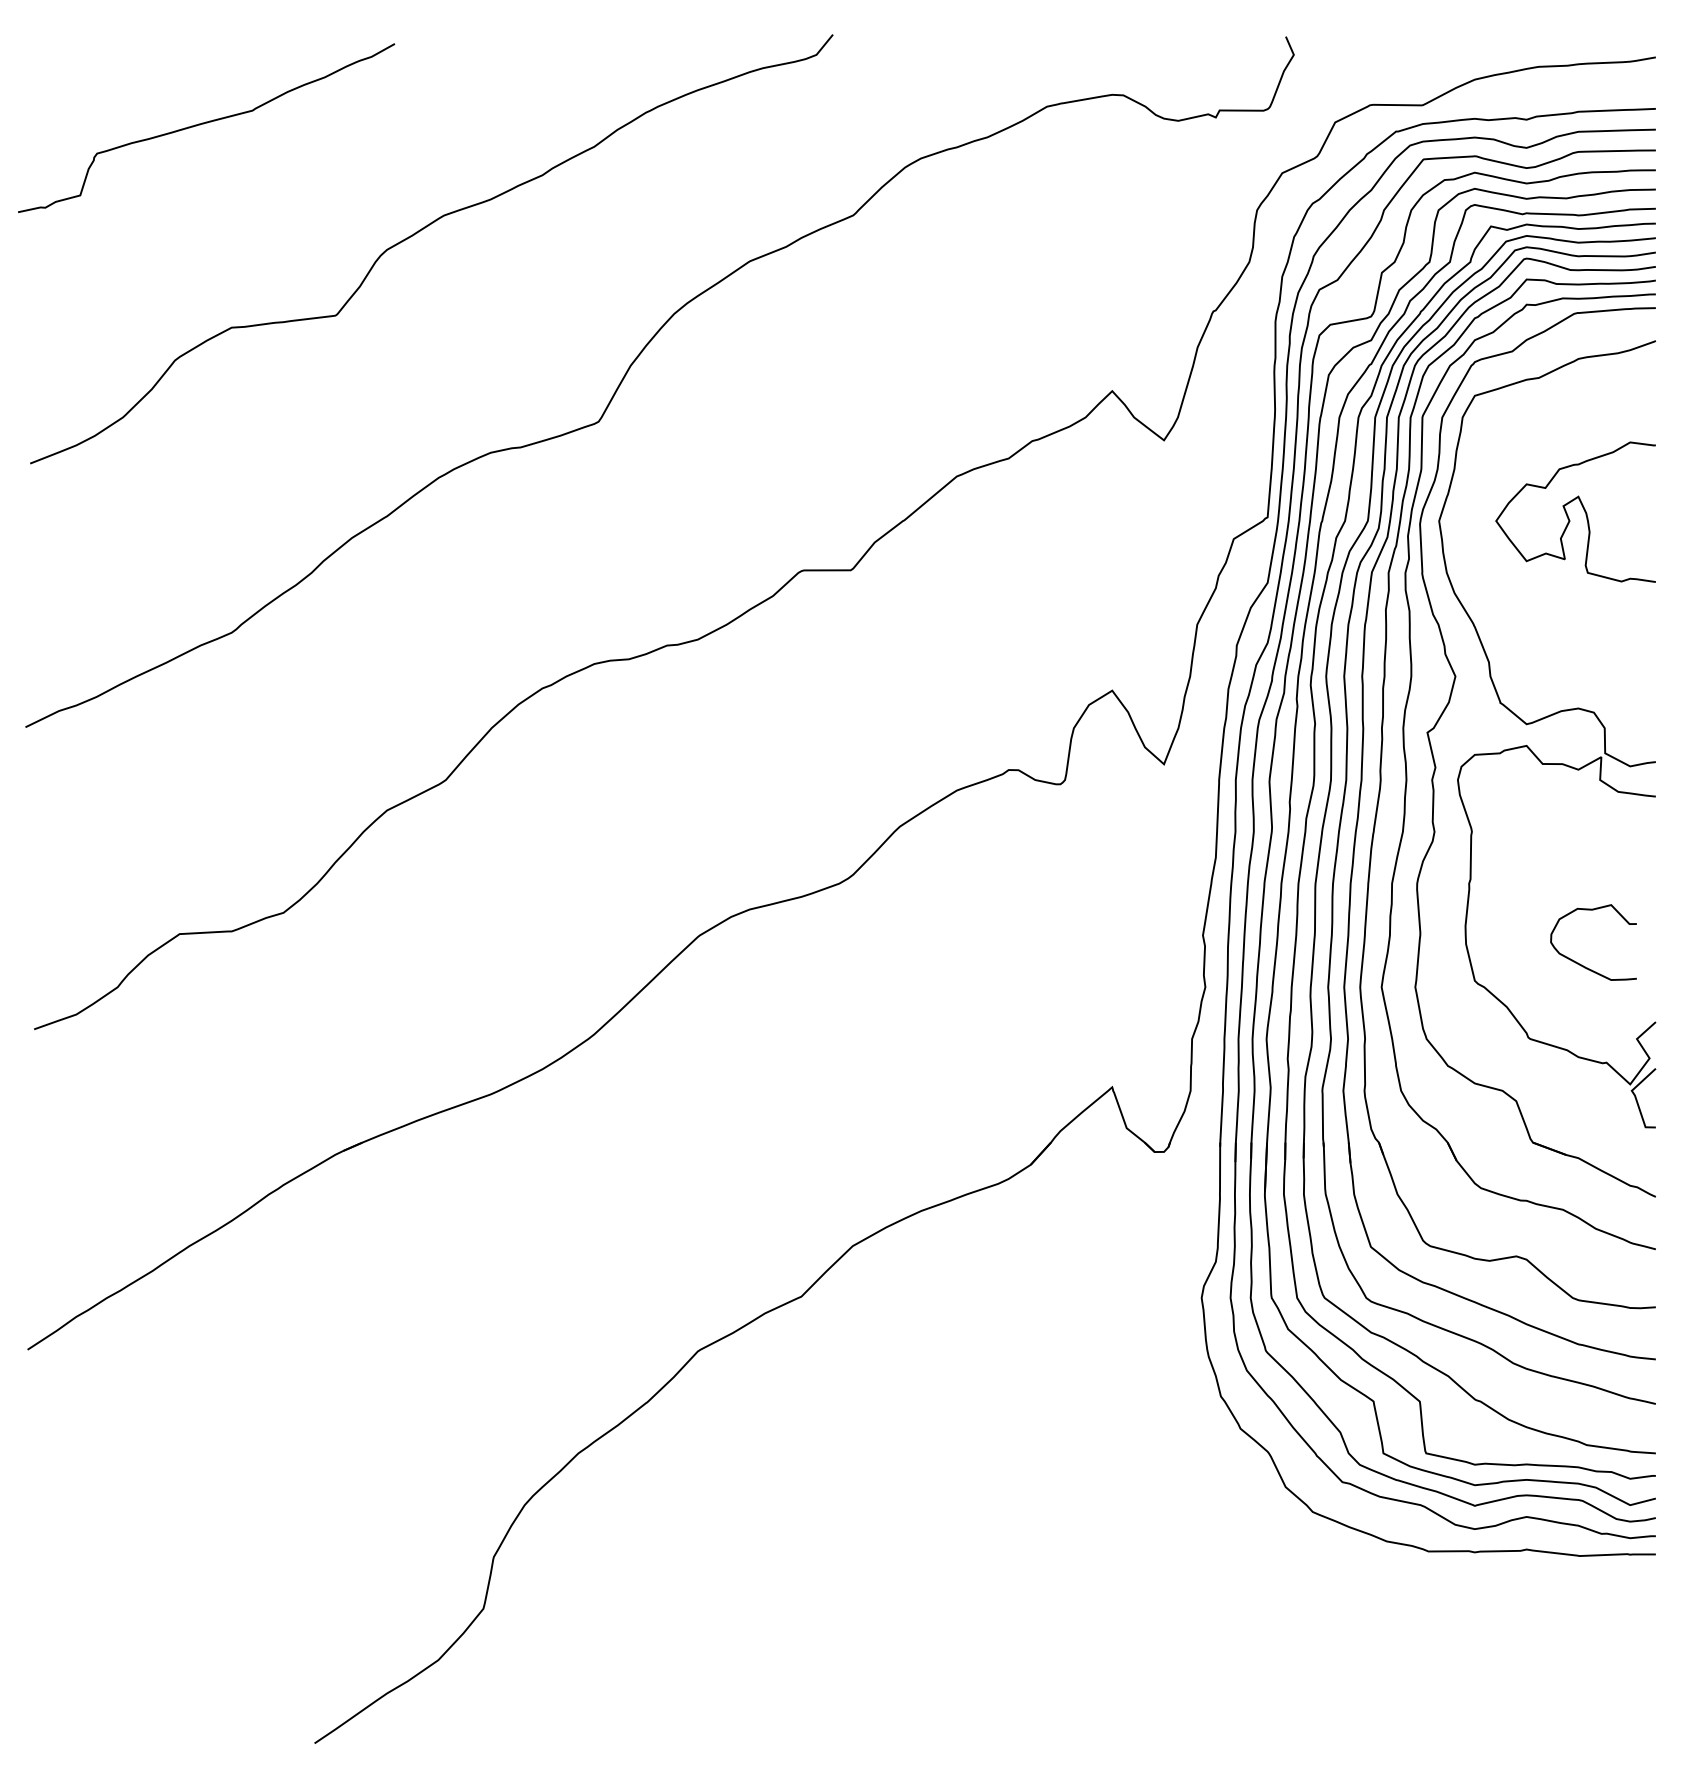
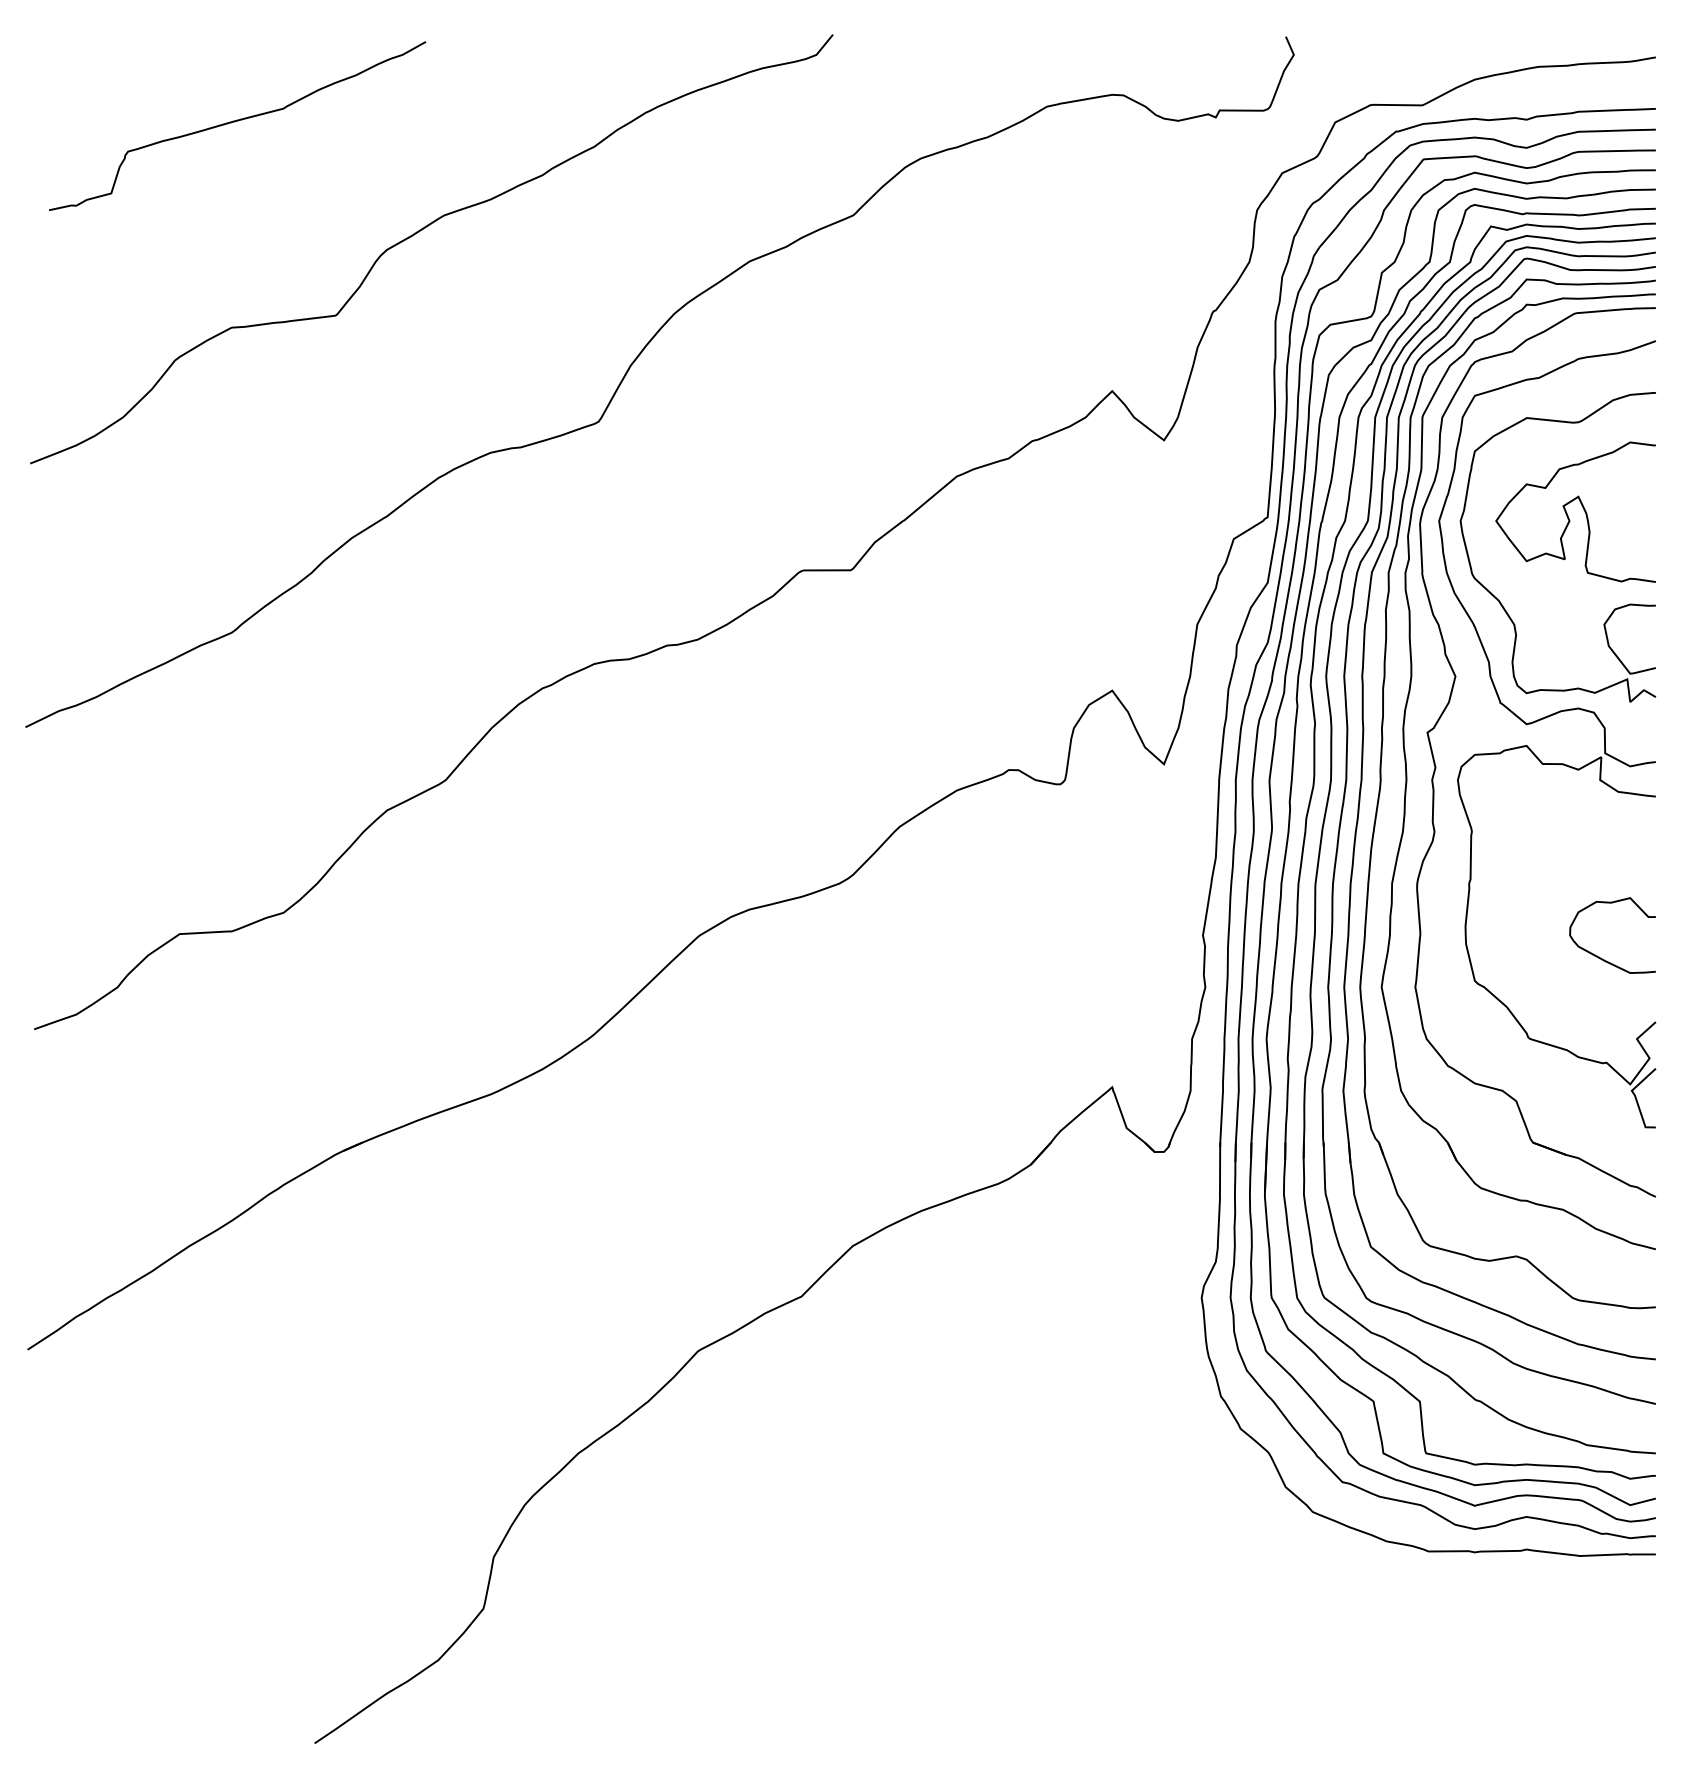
curve position: (206, 123) -> (237, 121) (237, 121)
part: none -> present (1501, 602)
curve position: (1580, 963) -> (1599, 956) (1599, 956)
